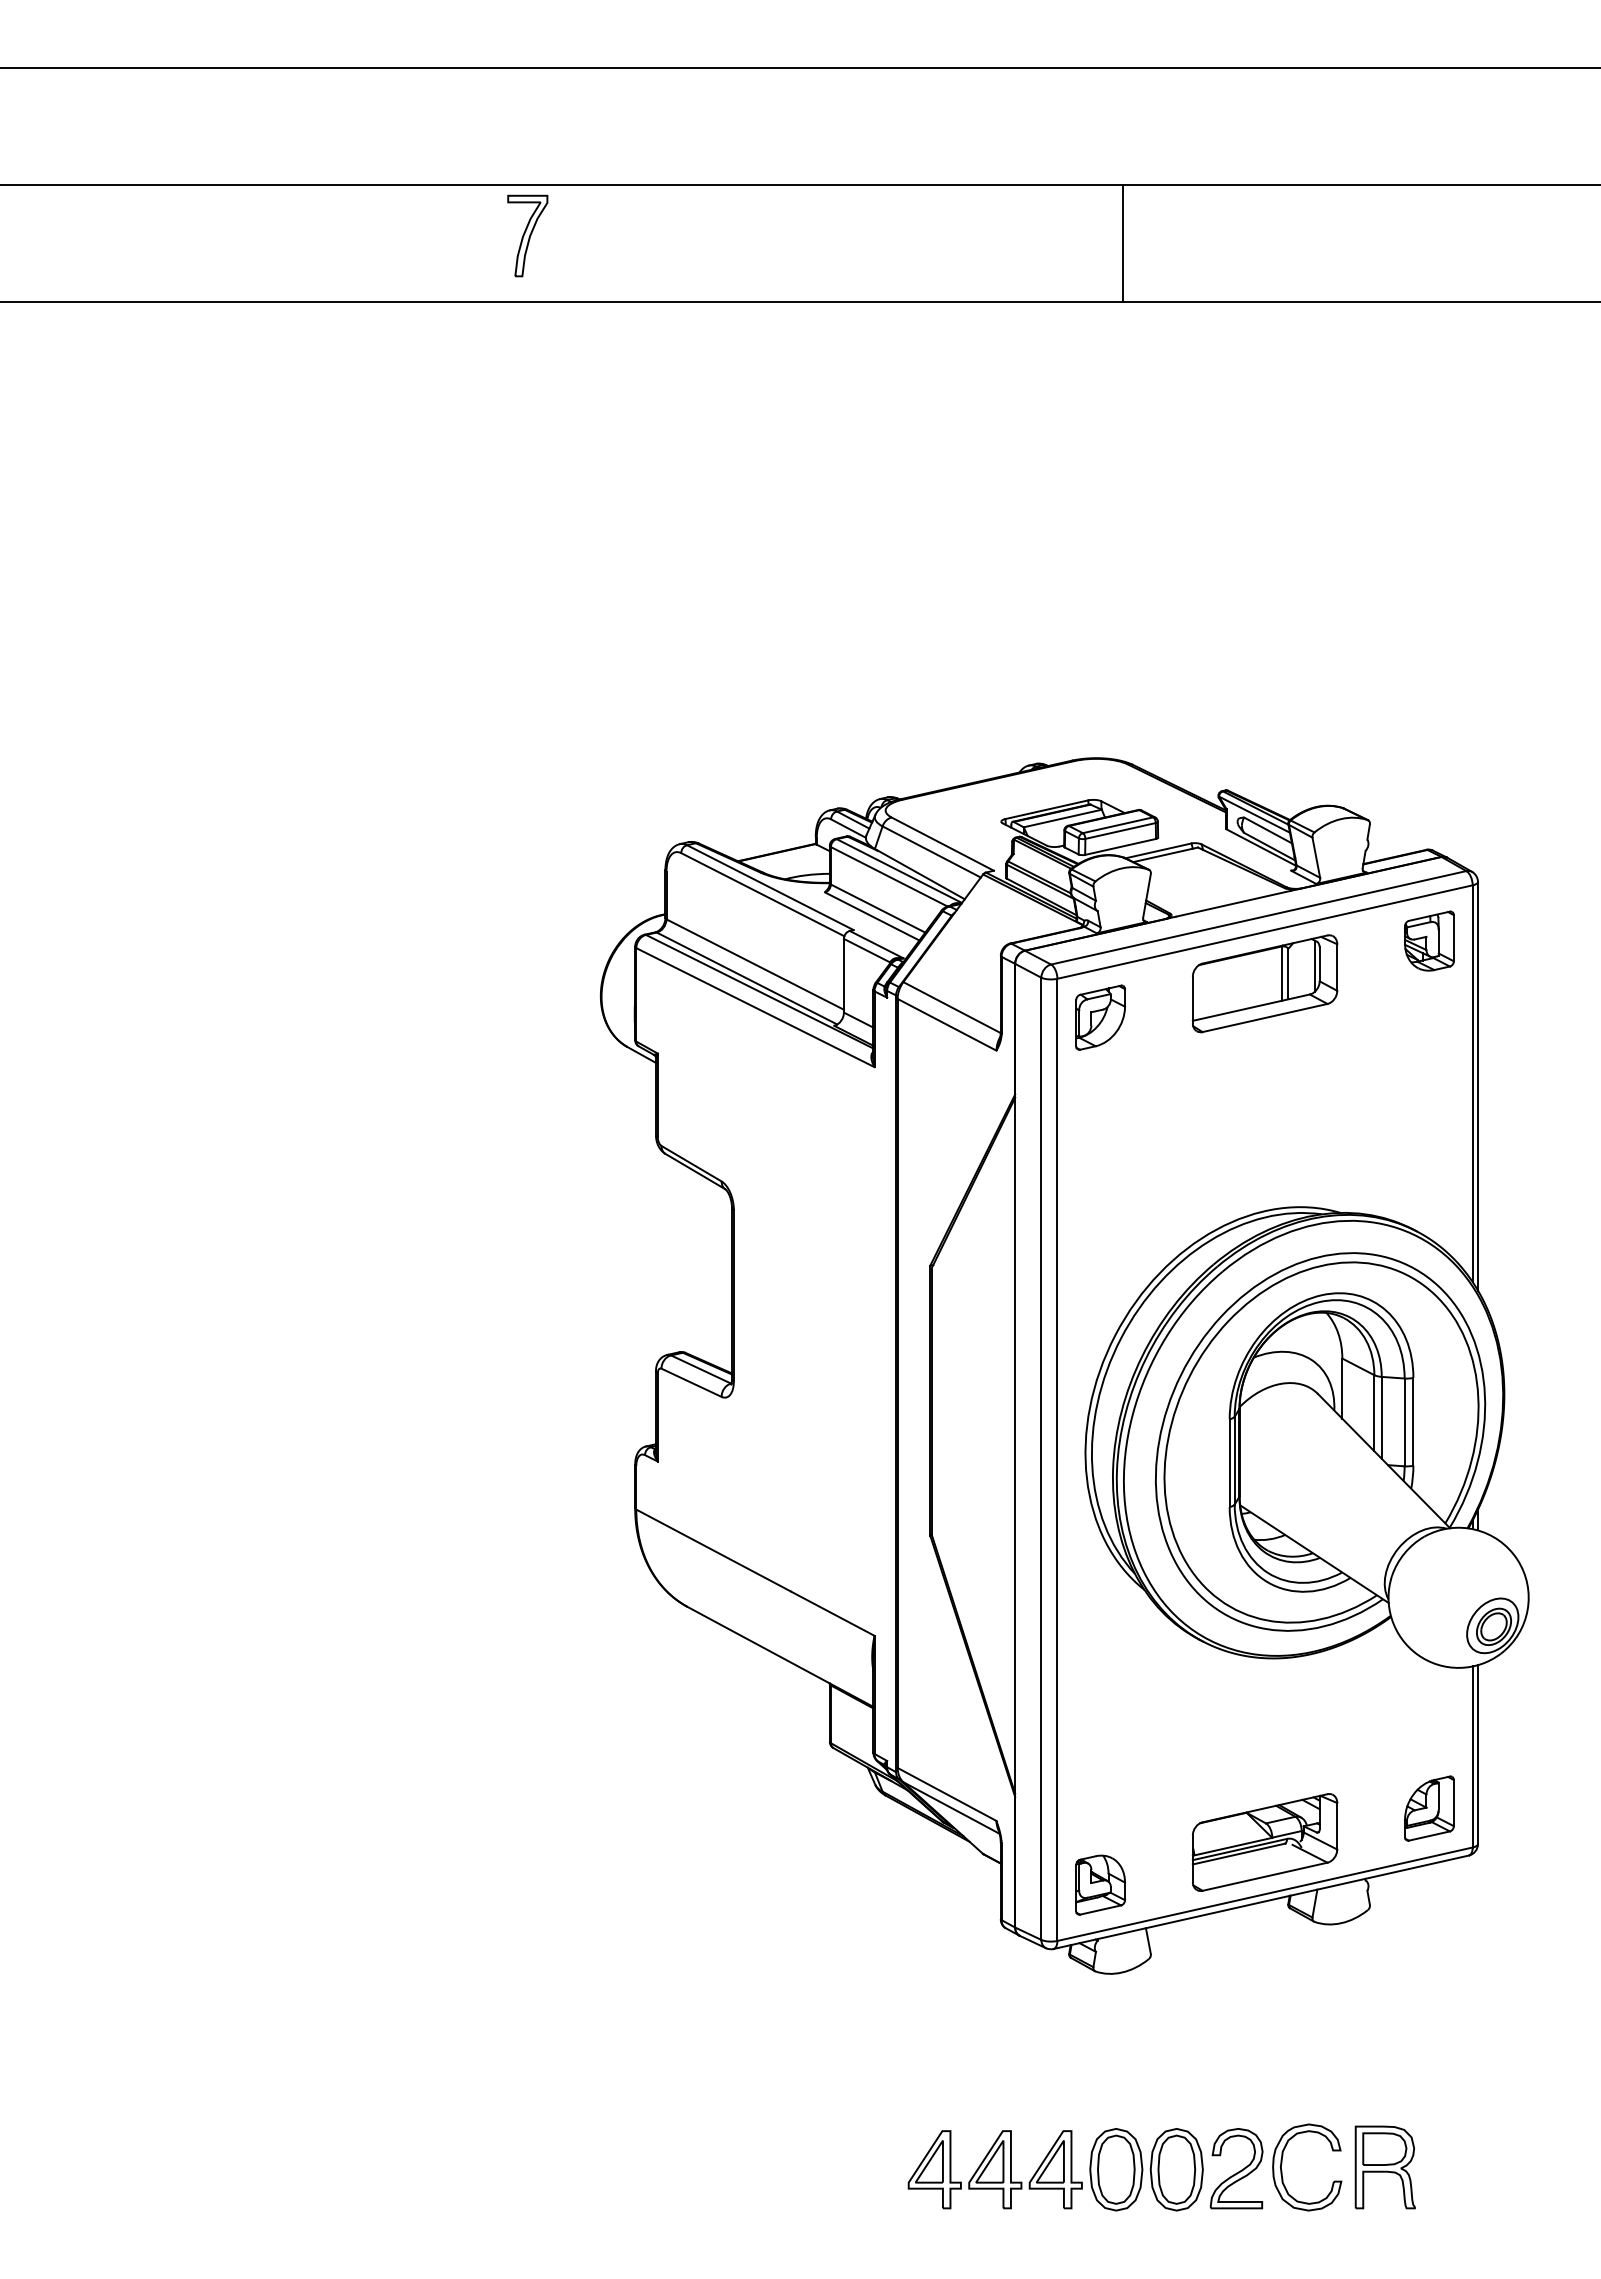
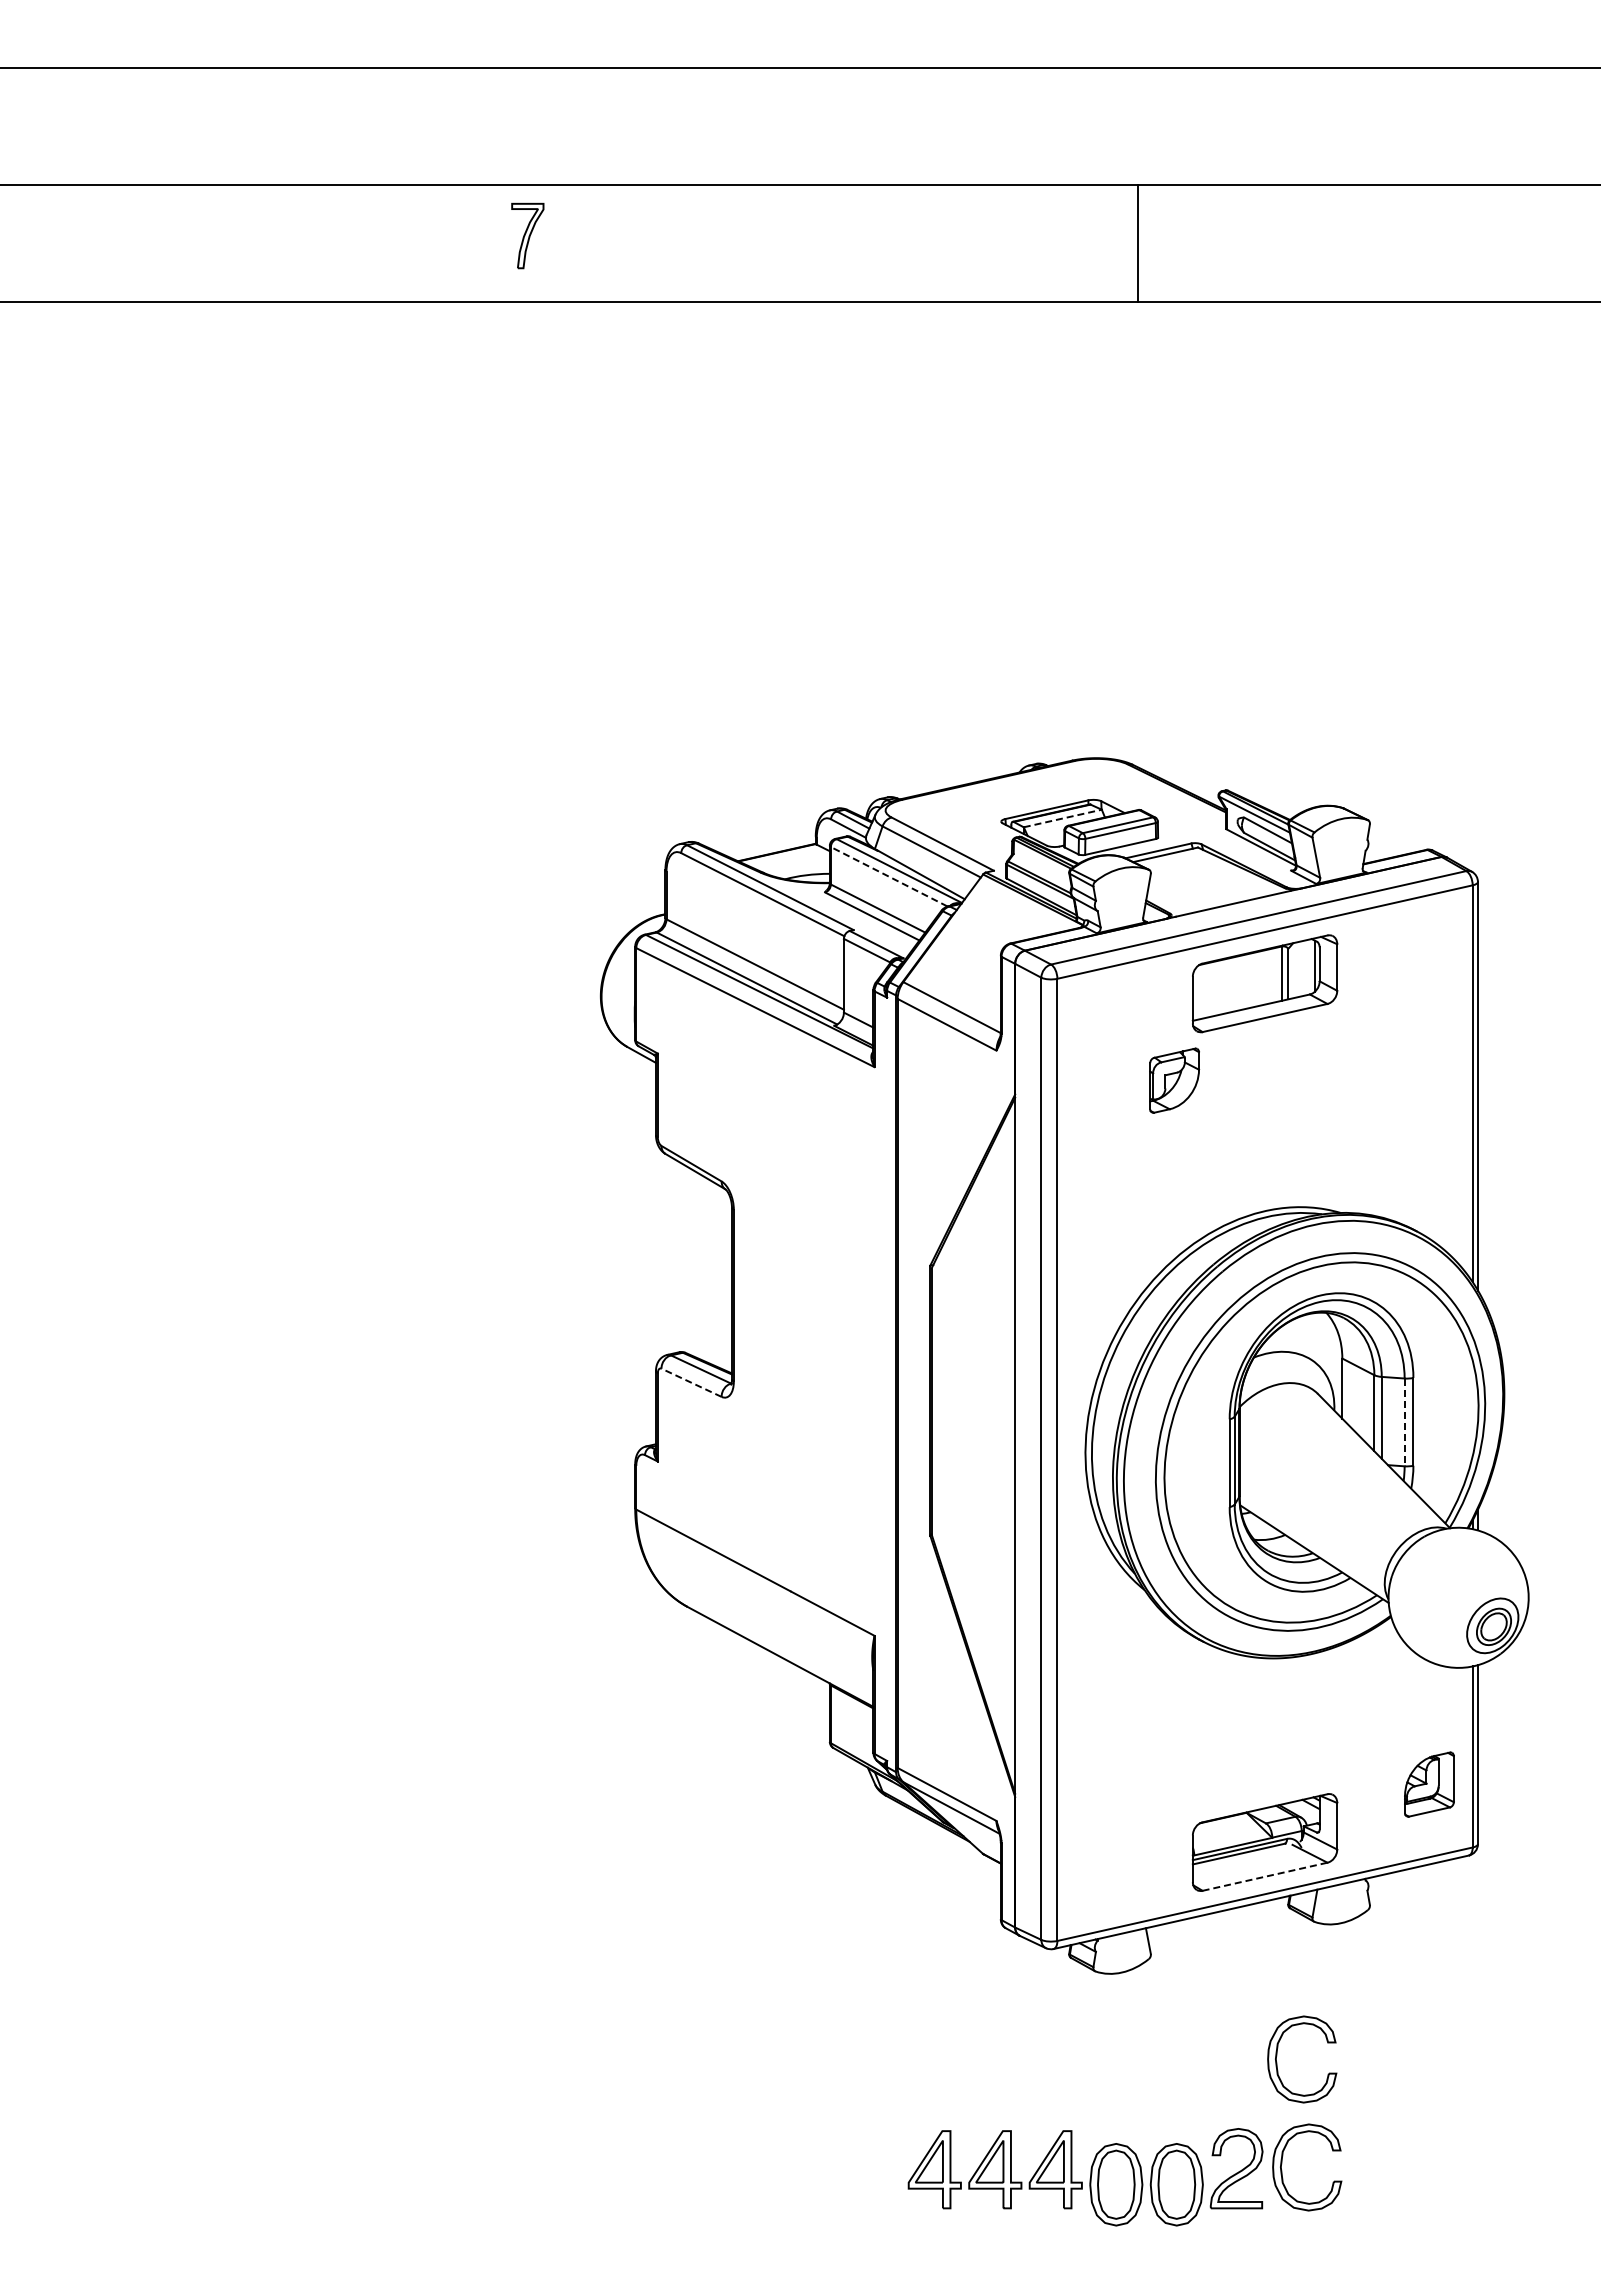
part size: 42x84 px -> 34x68 px (527, 235)
line position: (1123, 243) -> (1138, 243) (1138, 243)
line: solid -> dashed (1063, 818)
line: solid -> dashed (888, 876)
part: present -> none (1429, 940)
part position: (1100, 1017) -> (1174, 1080) (1174, 1080)
line: solid -> dashed (691, 1382)
line: solid -> dashed (1404, 1422)
part position: (1429, 1808) -> (1429, 1784) (1429, 1784)
line: solid -> dashed (1265, 1876)
part: present -> none (1100, 1884)
part: none -> present (1277, 2056)
part: present -> none (1384, 2167)
part position: (1146, 2169) -> (1146, 2184) (1146, 2184)
